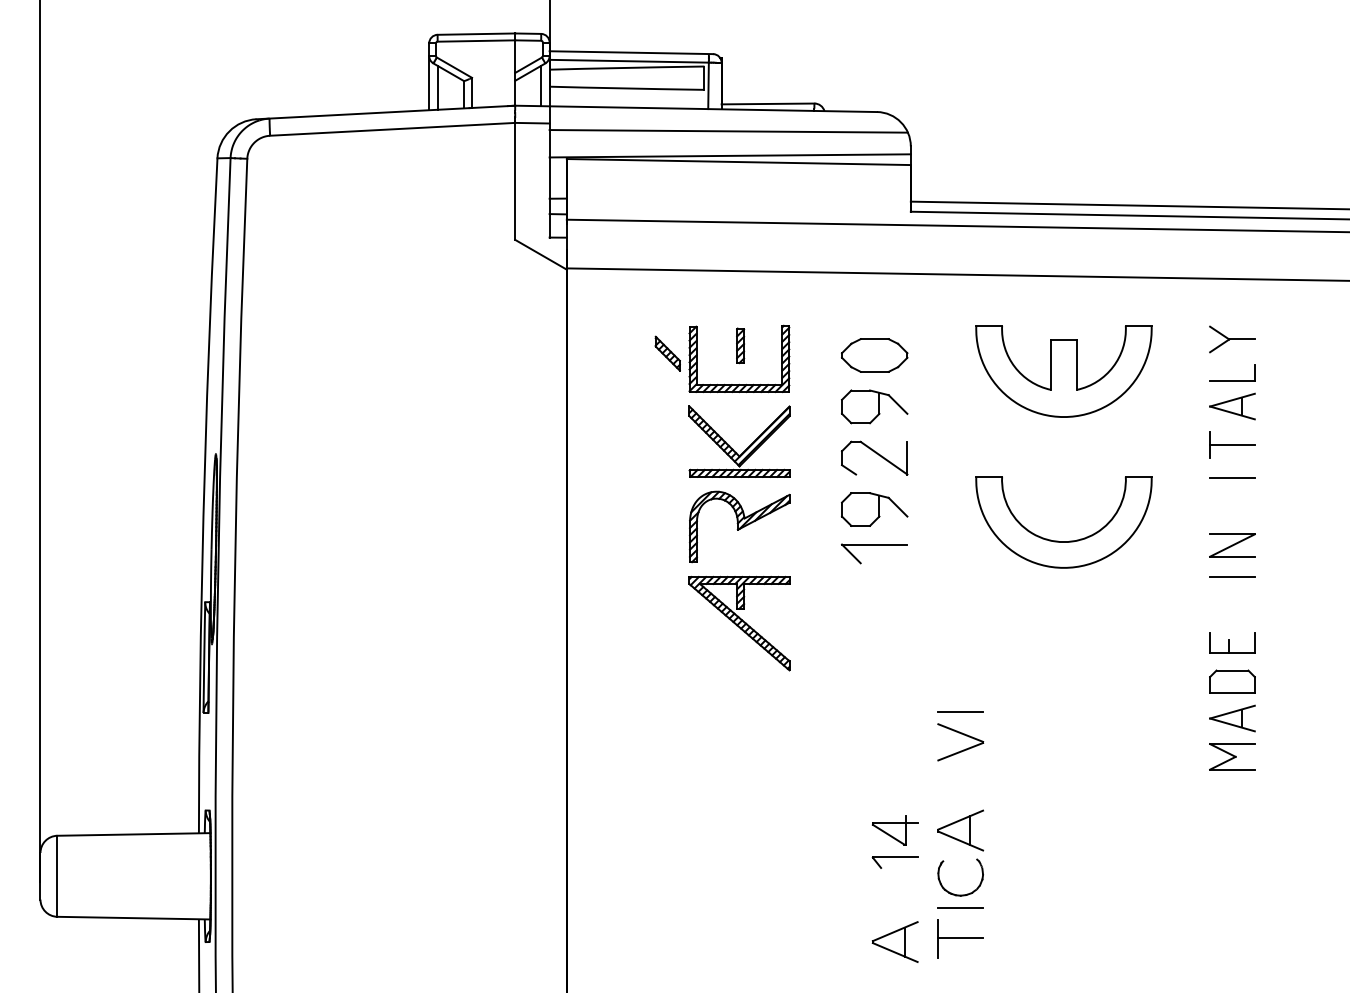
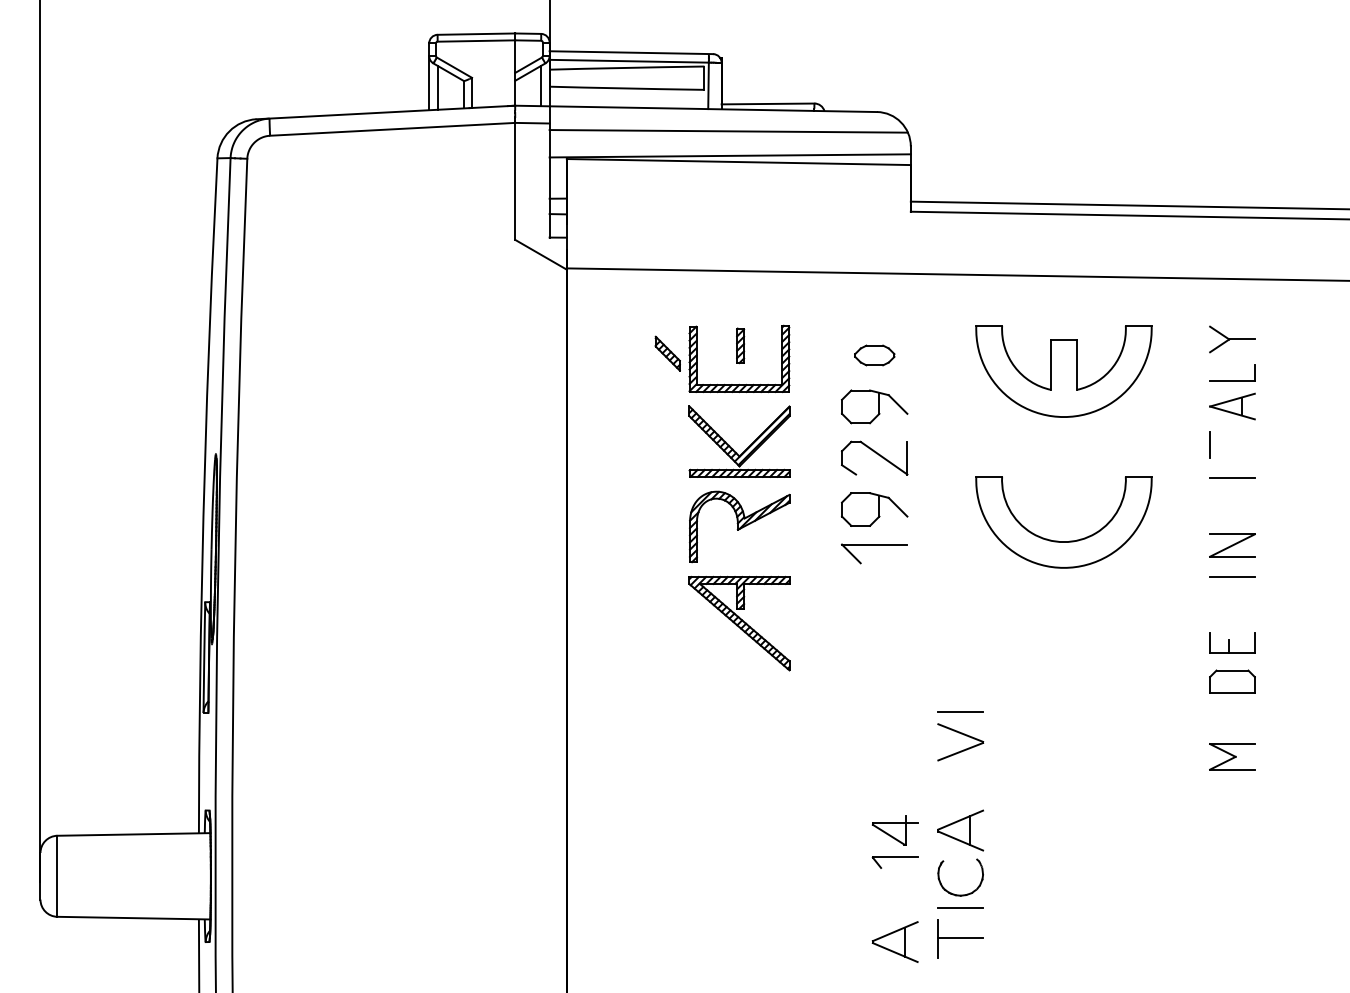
line: present -> none (956, 225)
part size: 68x35 px -> 42x23 px (874, 355)
line: present -> none (1232, 444)
part: present -> none (1232, 718)
